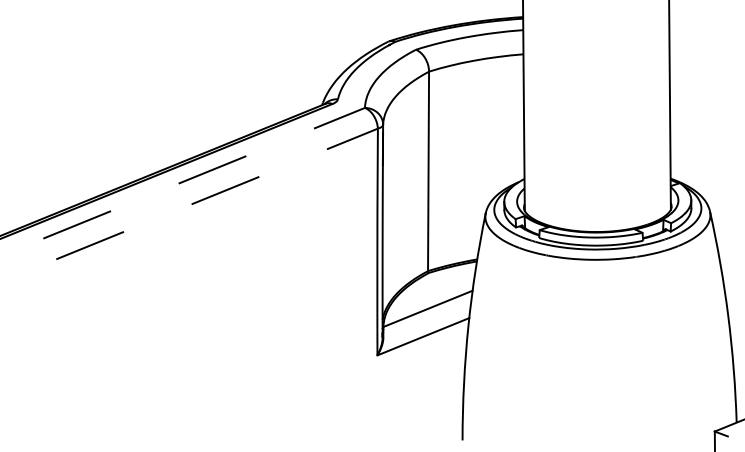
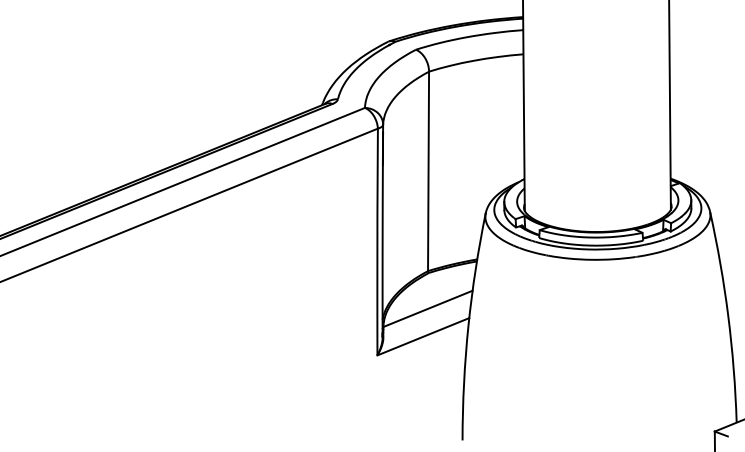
line: dashed -> solid (182, 182)
line: dashed -> solid (188, 205)
